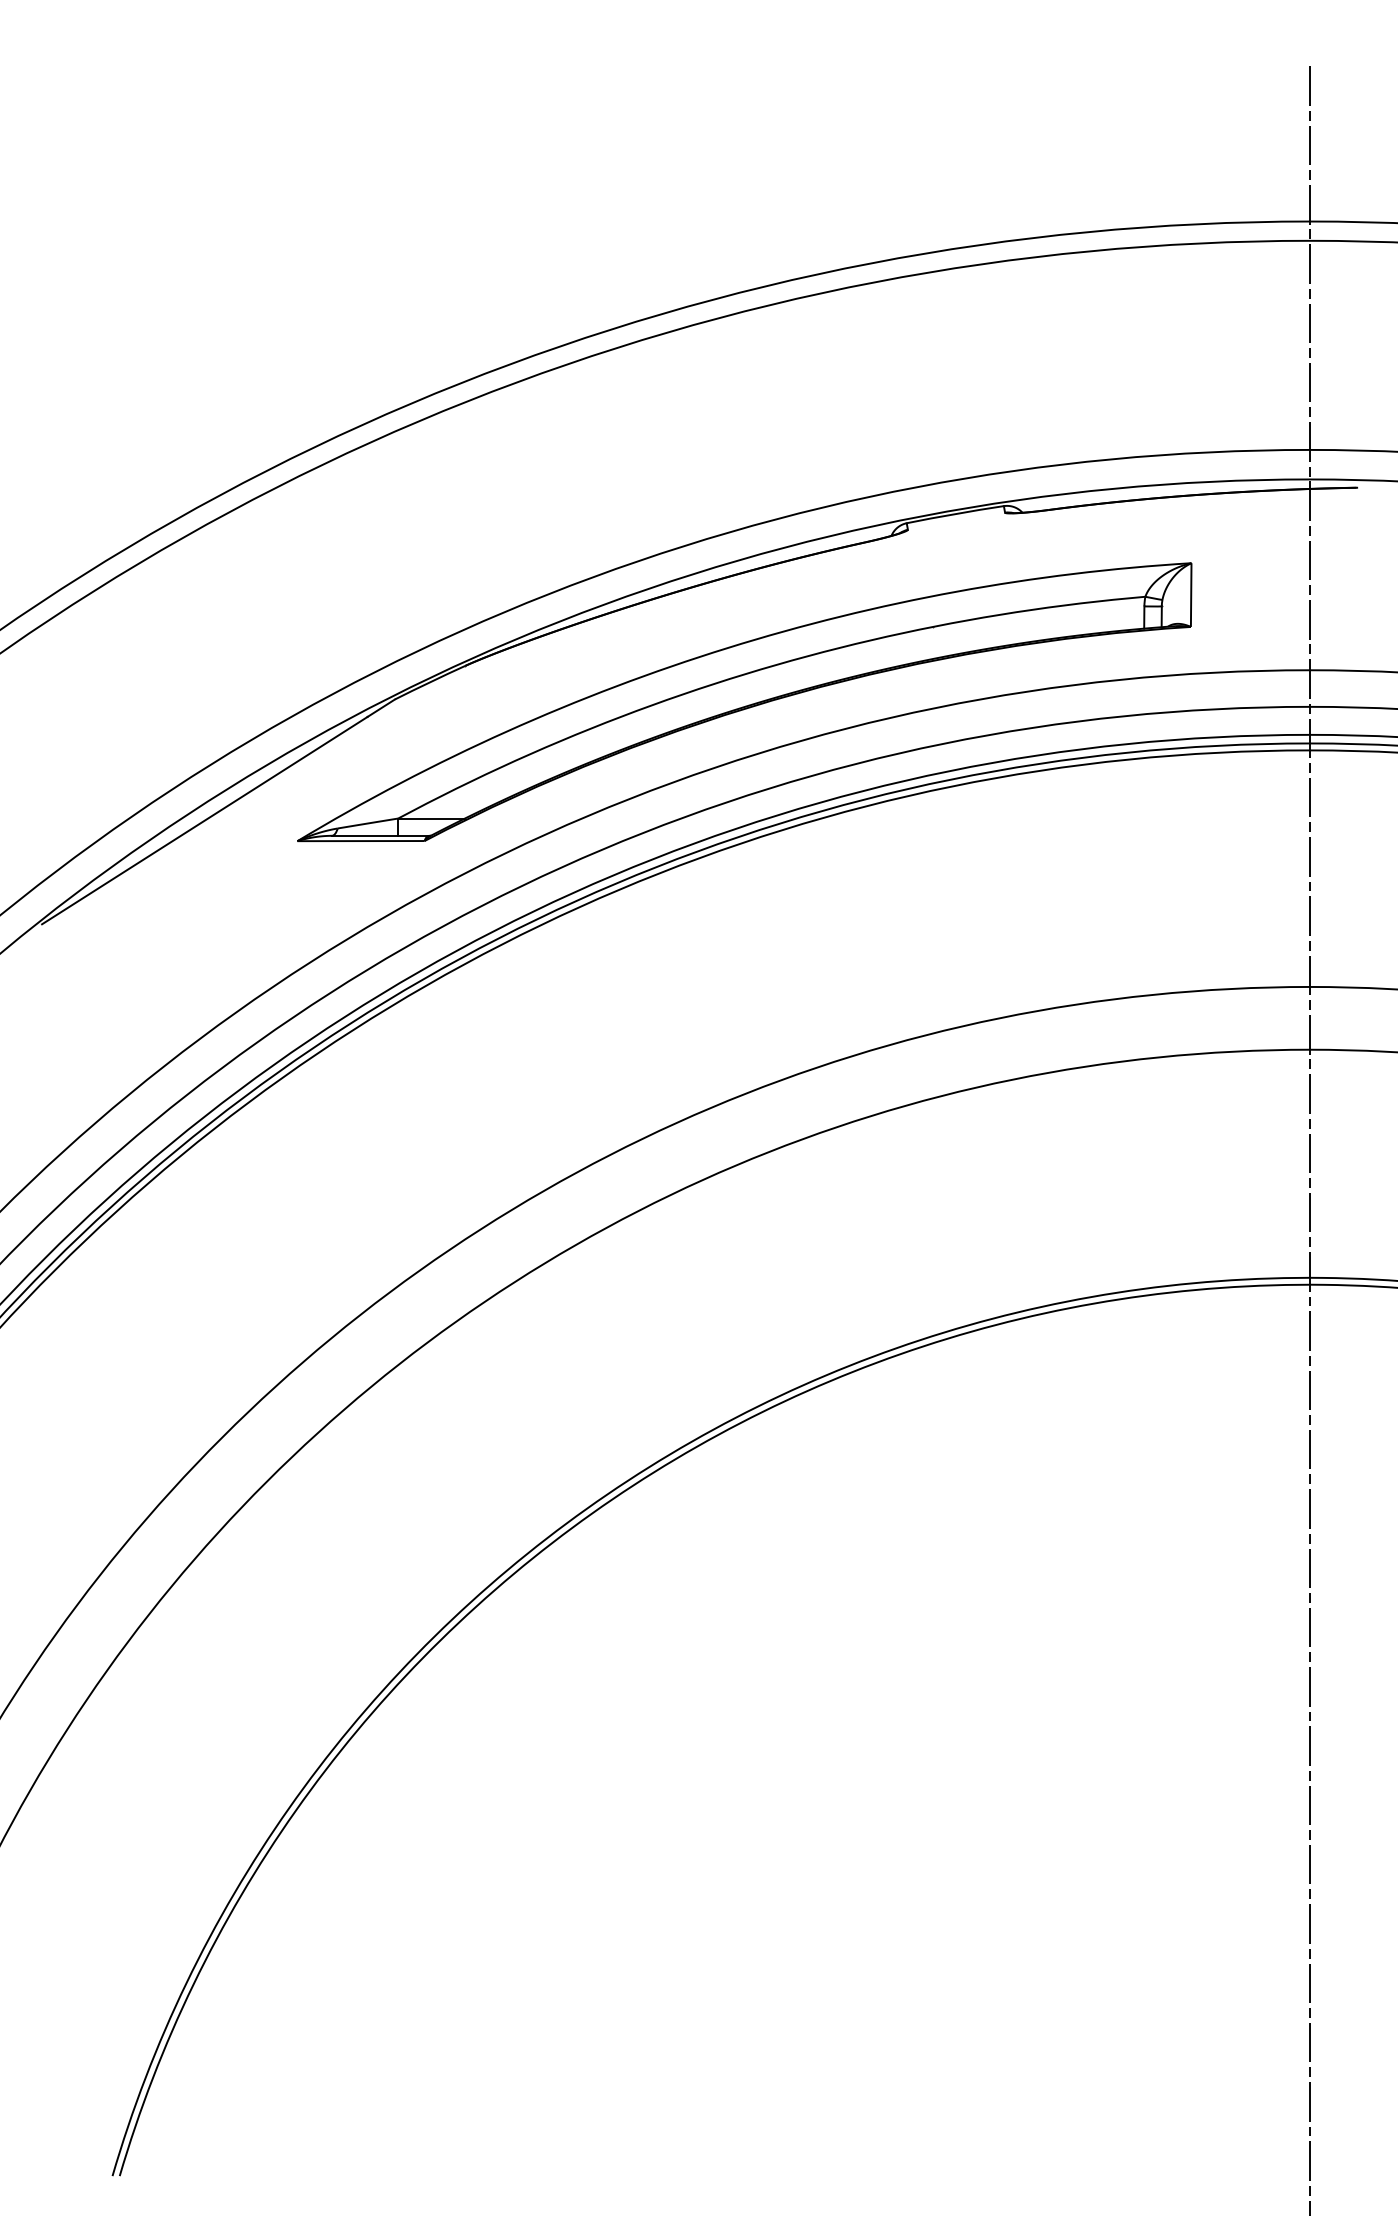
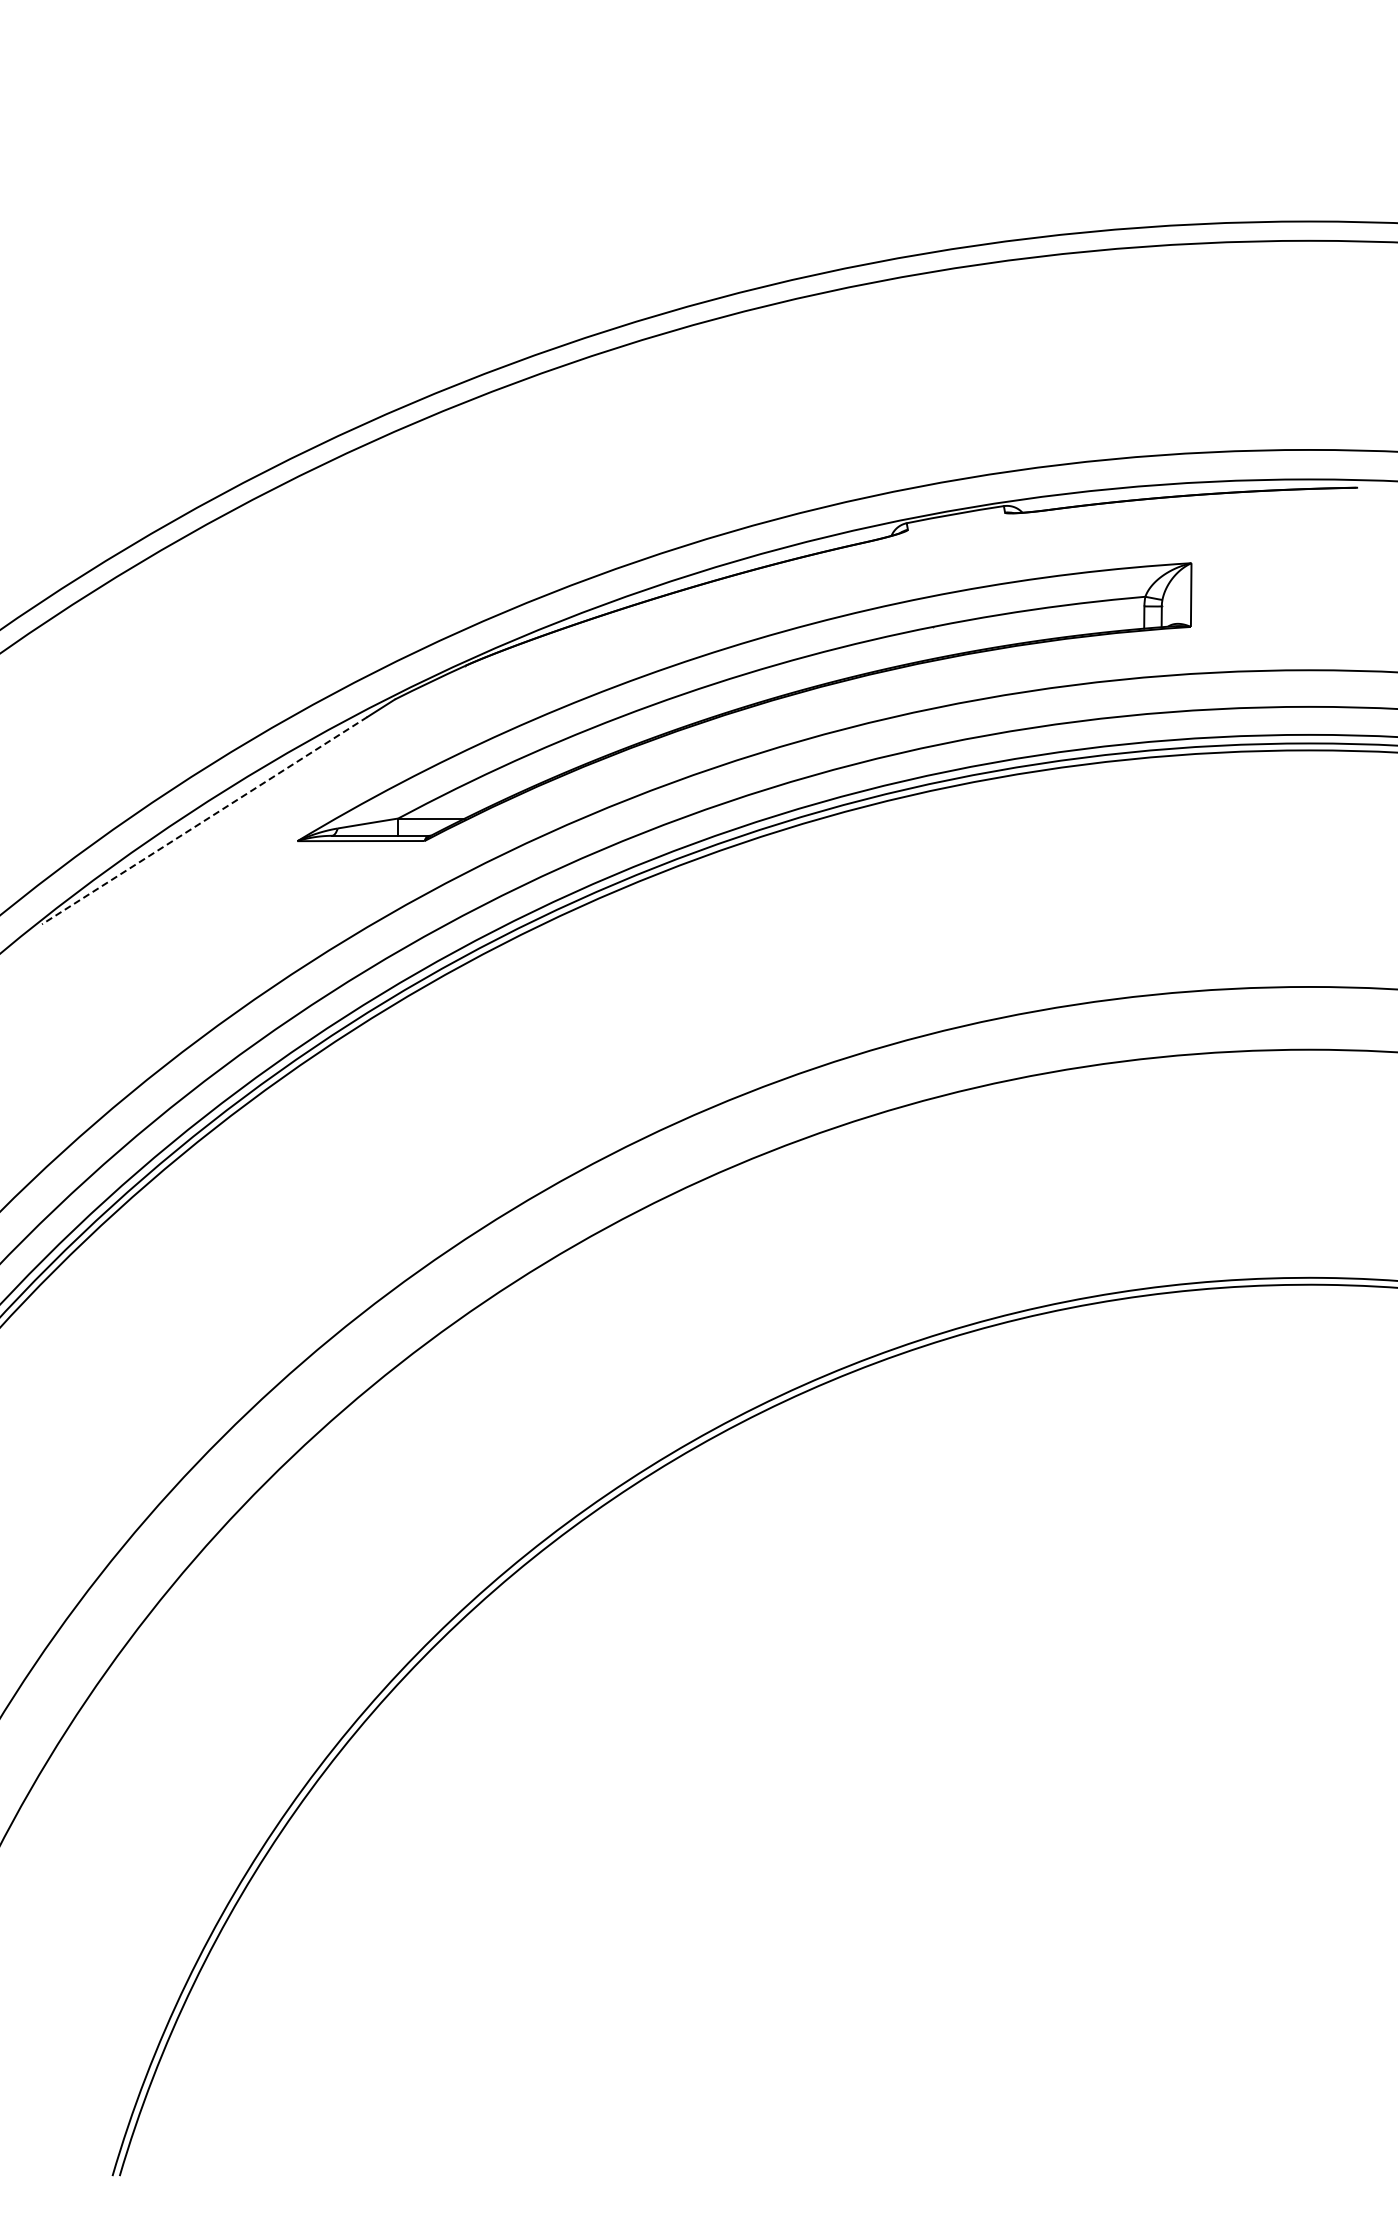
line: solid -> dashed (204, 820)
line: present -> none (1309, 1139)
